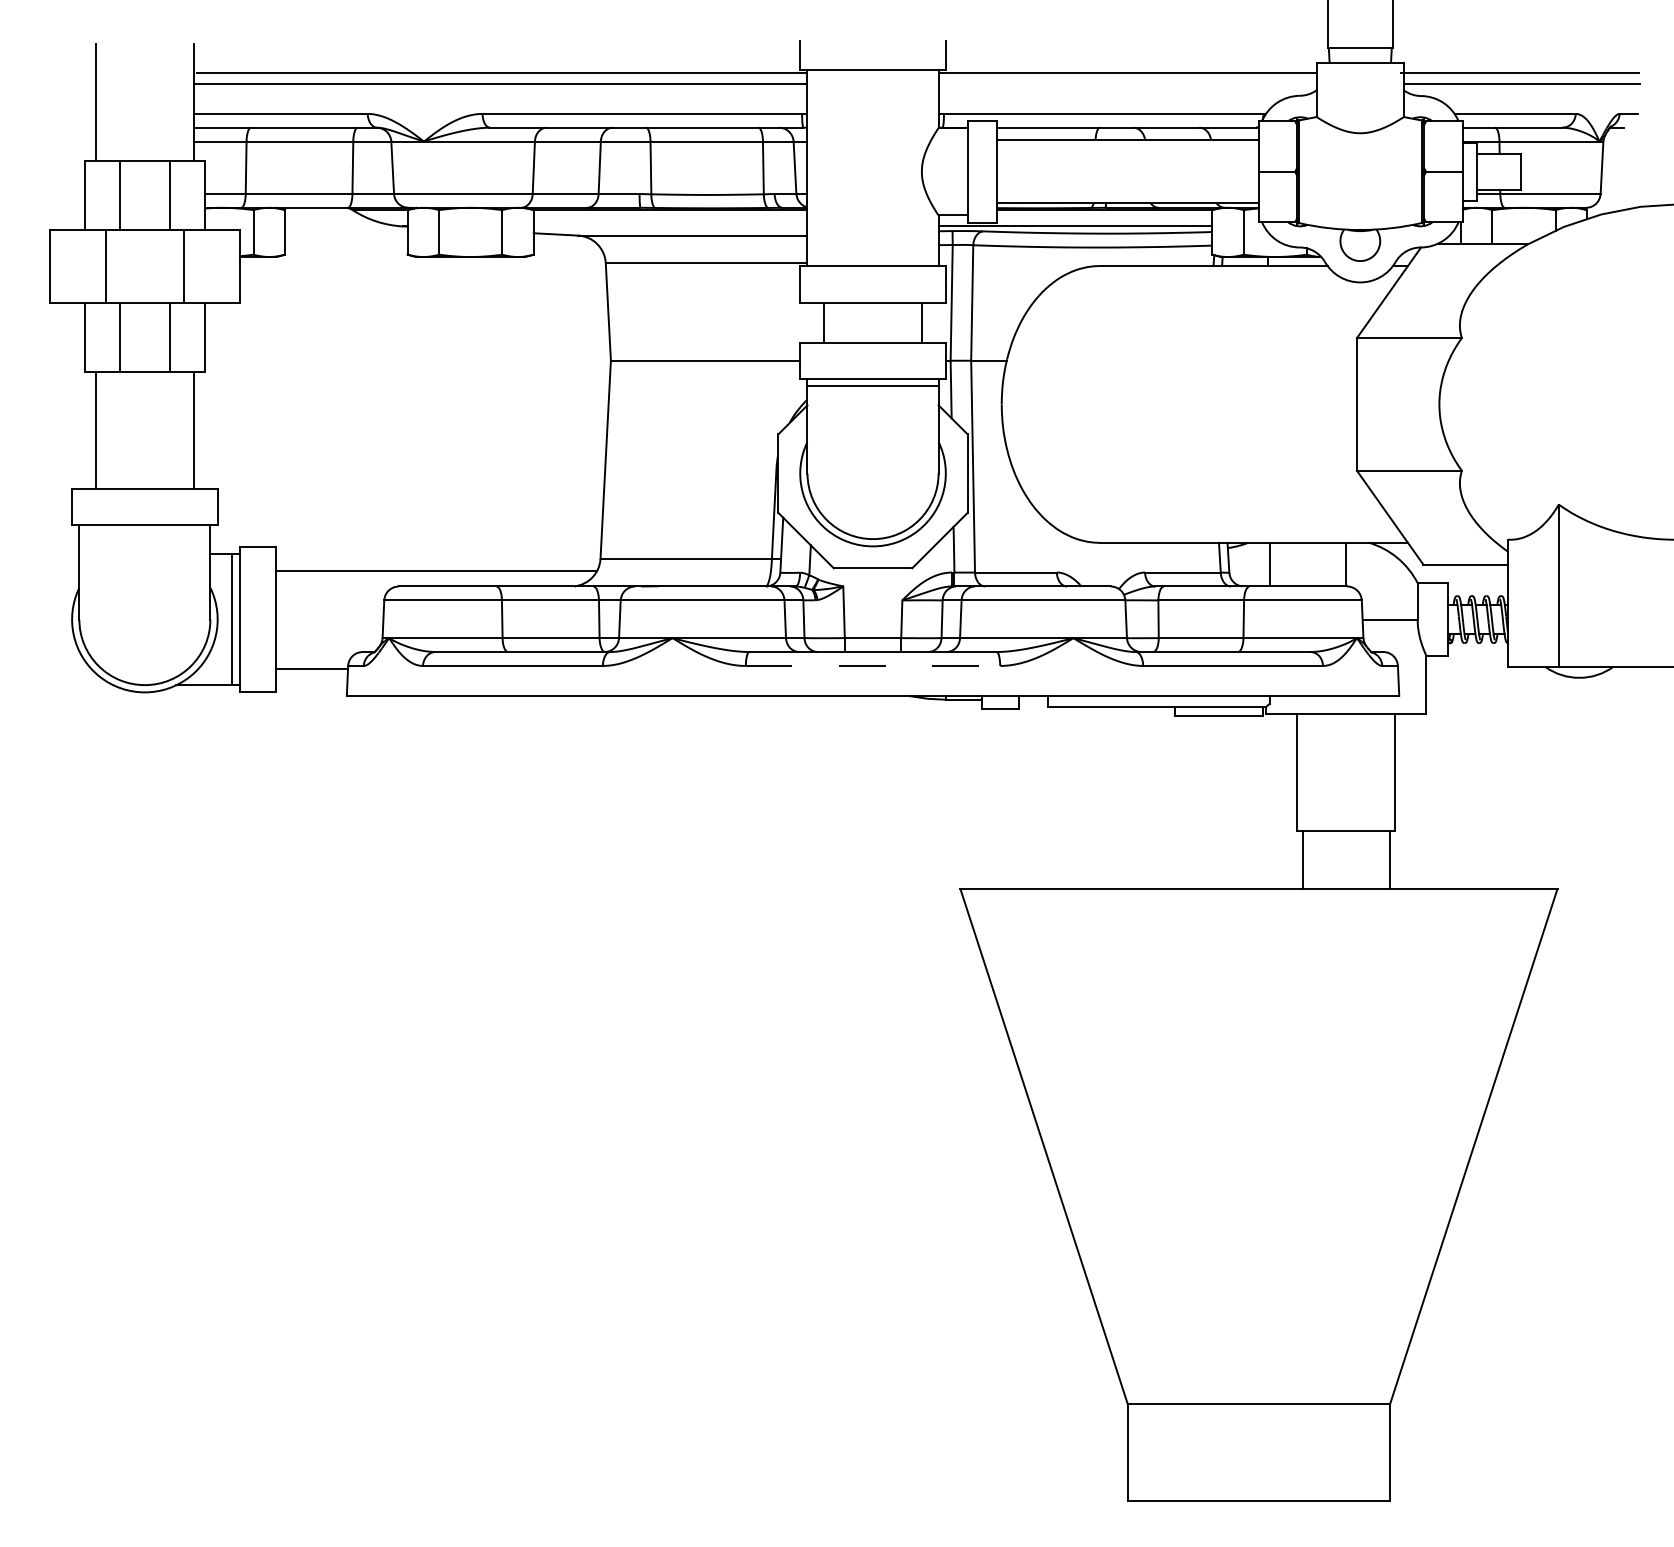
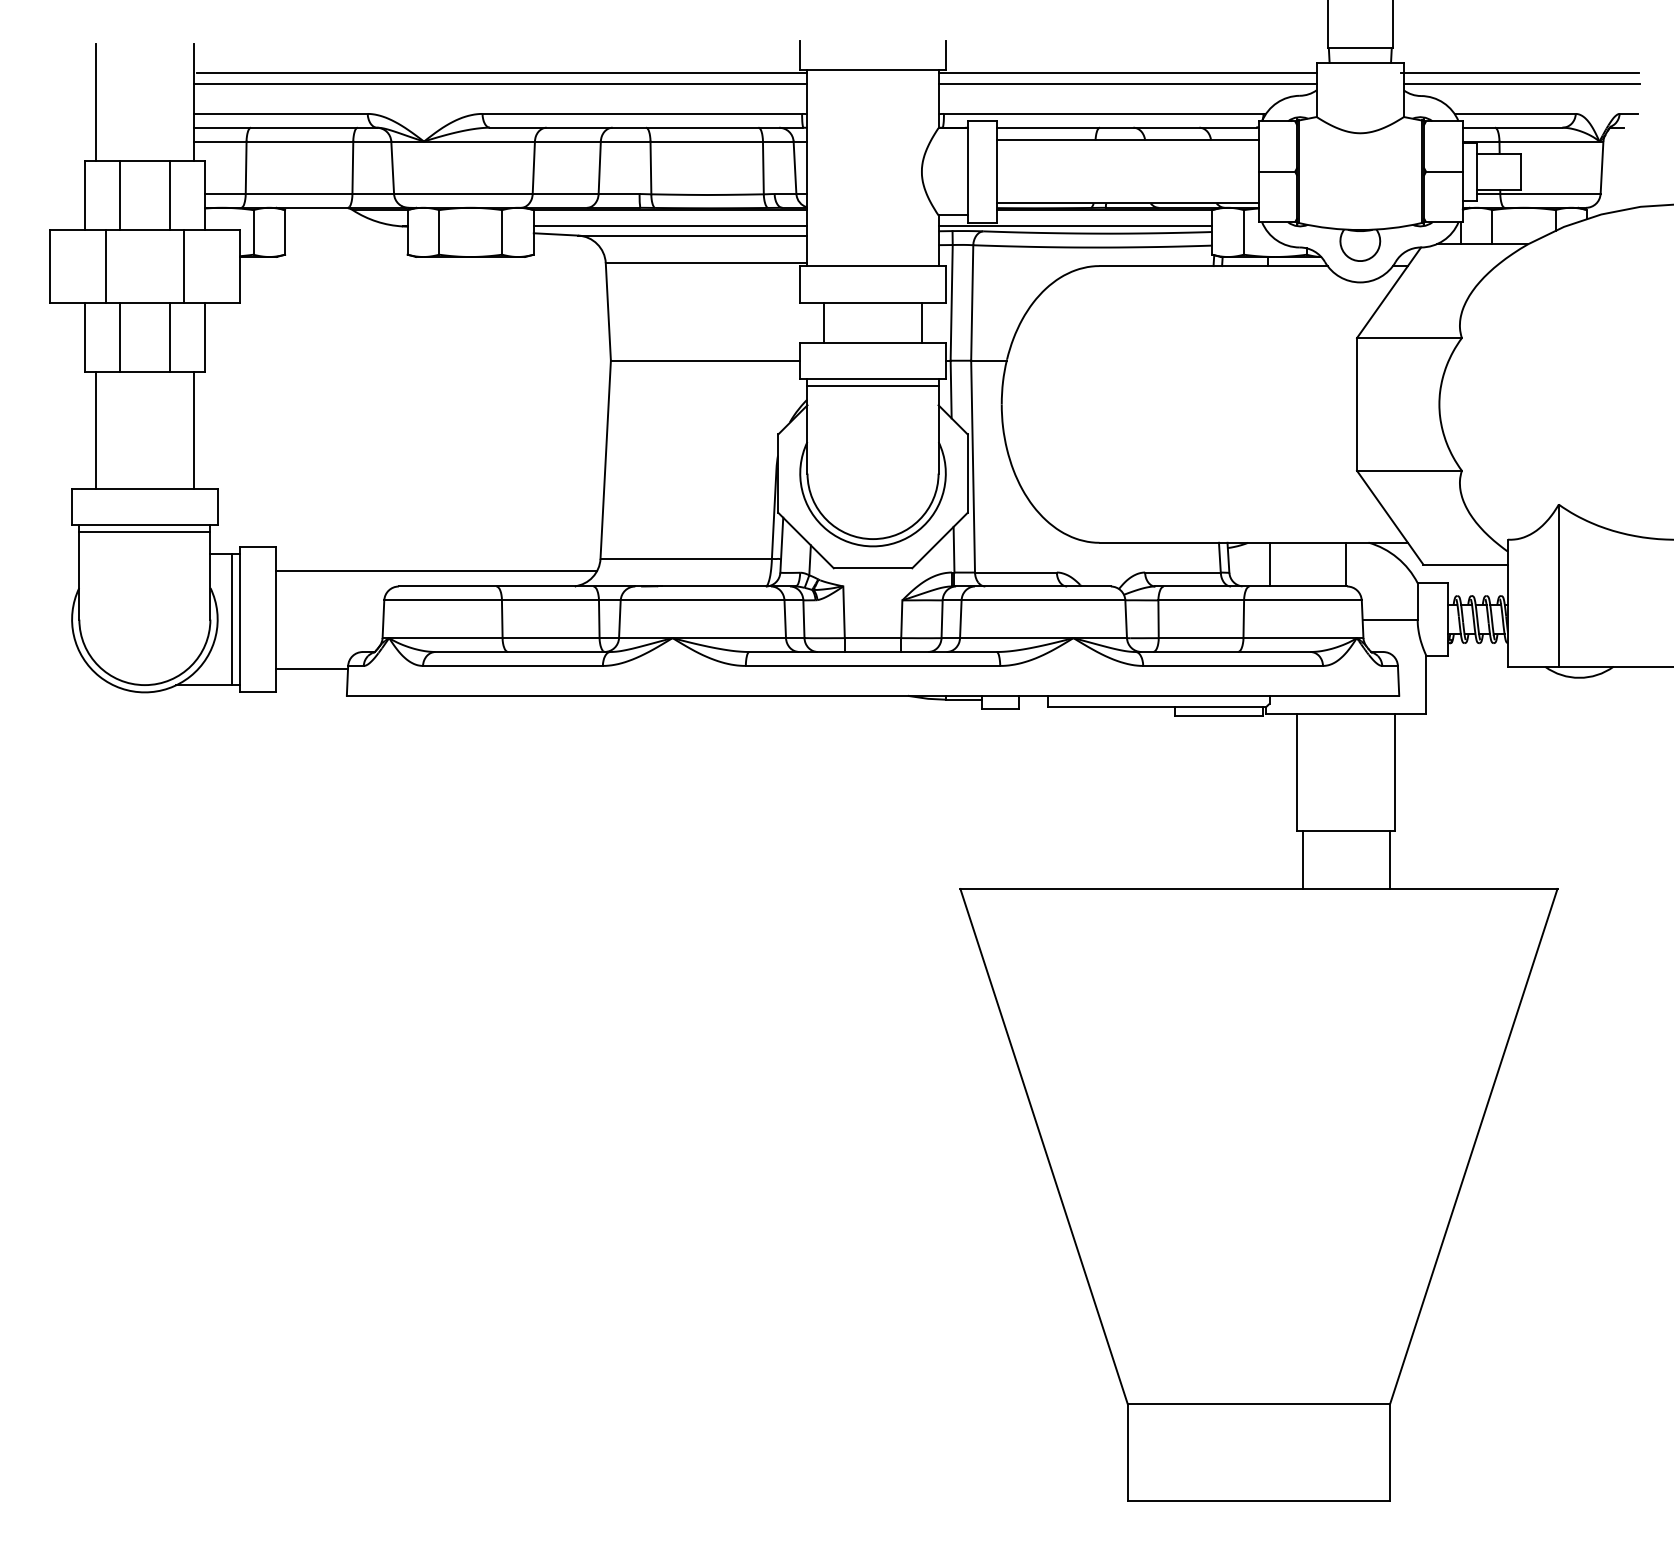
line: none -> present (1127, 84)
line: none -> present (670, 226)
line: none -> present (144, 532)
line: dashed -> solid (873, 665)
